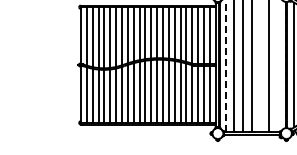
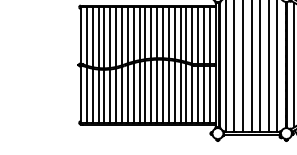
line: dashed -> solid (225, 66)
line: none -> present (260, 67)
line: none -> present (277, 67)
